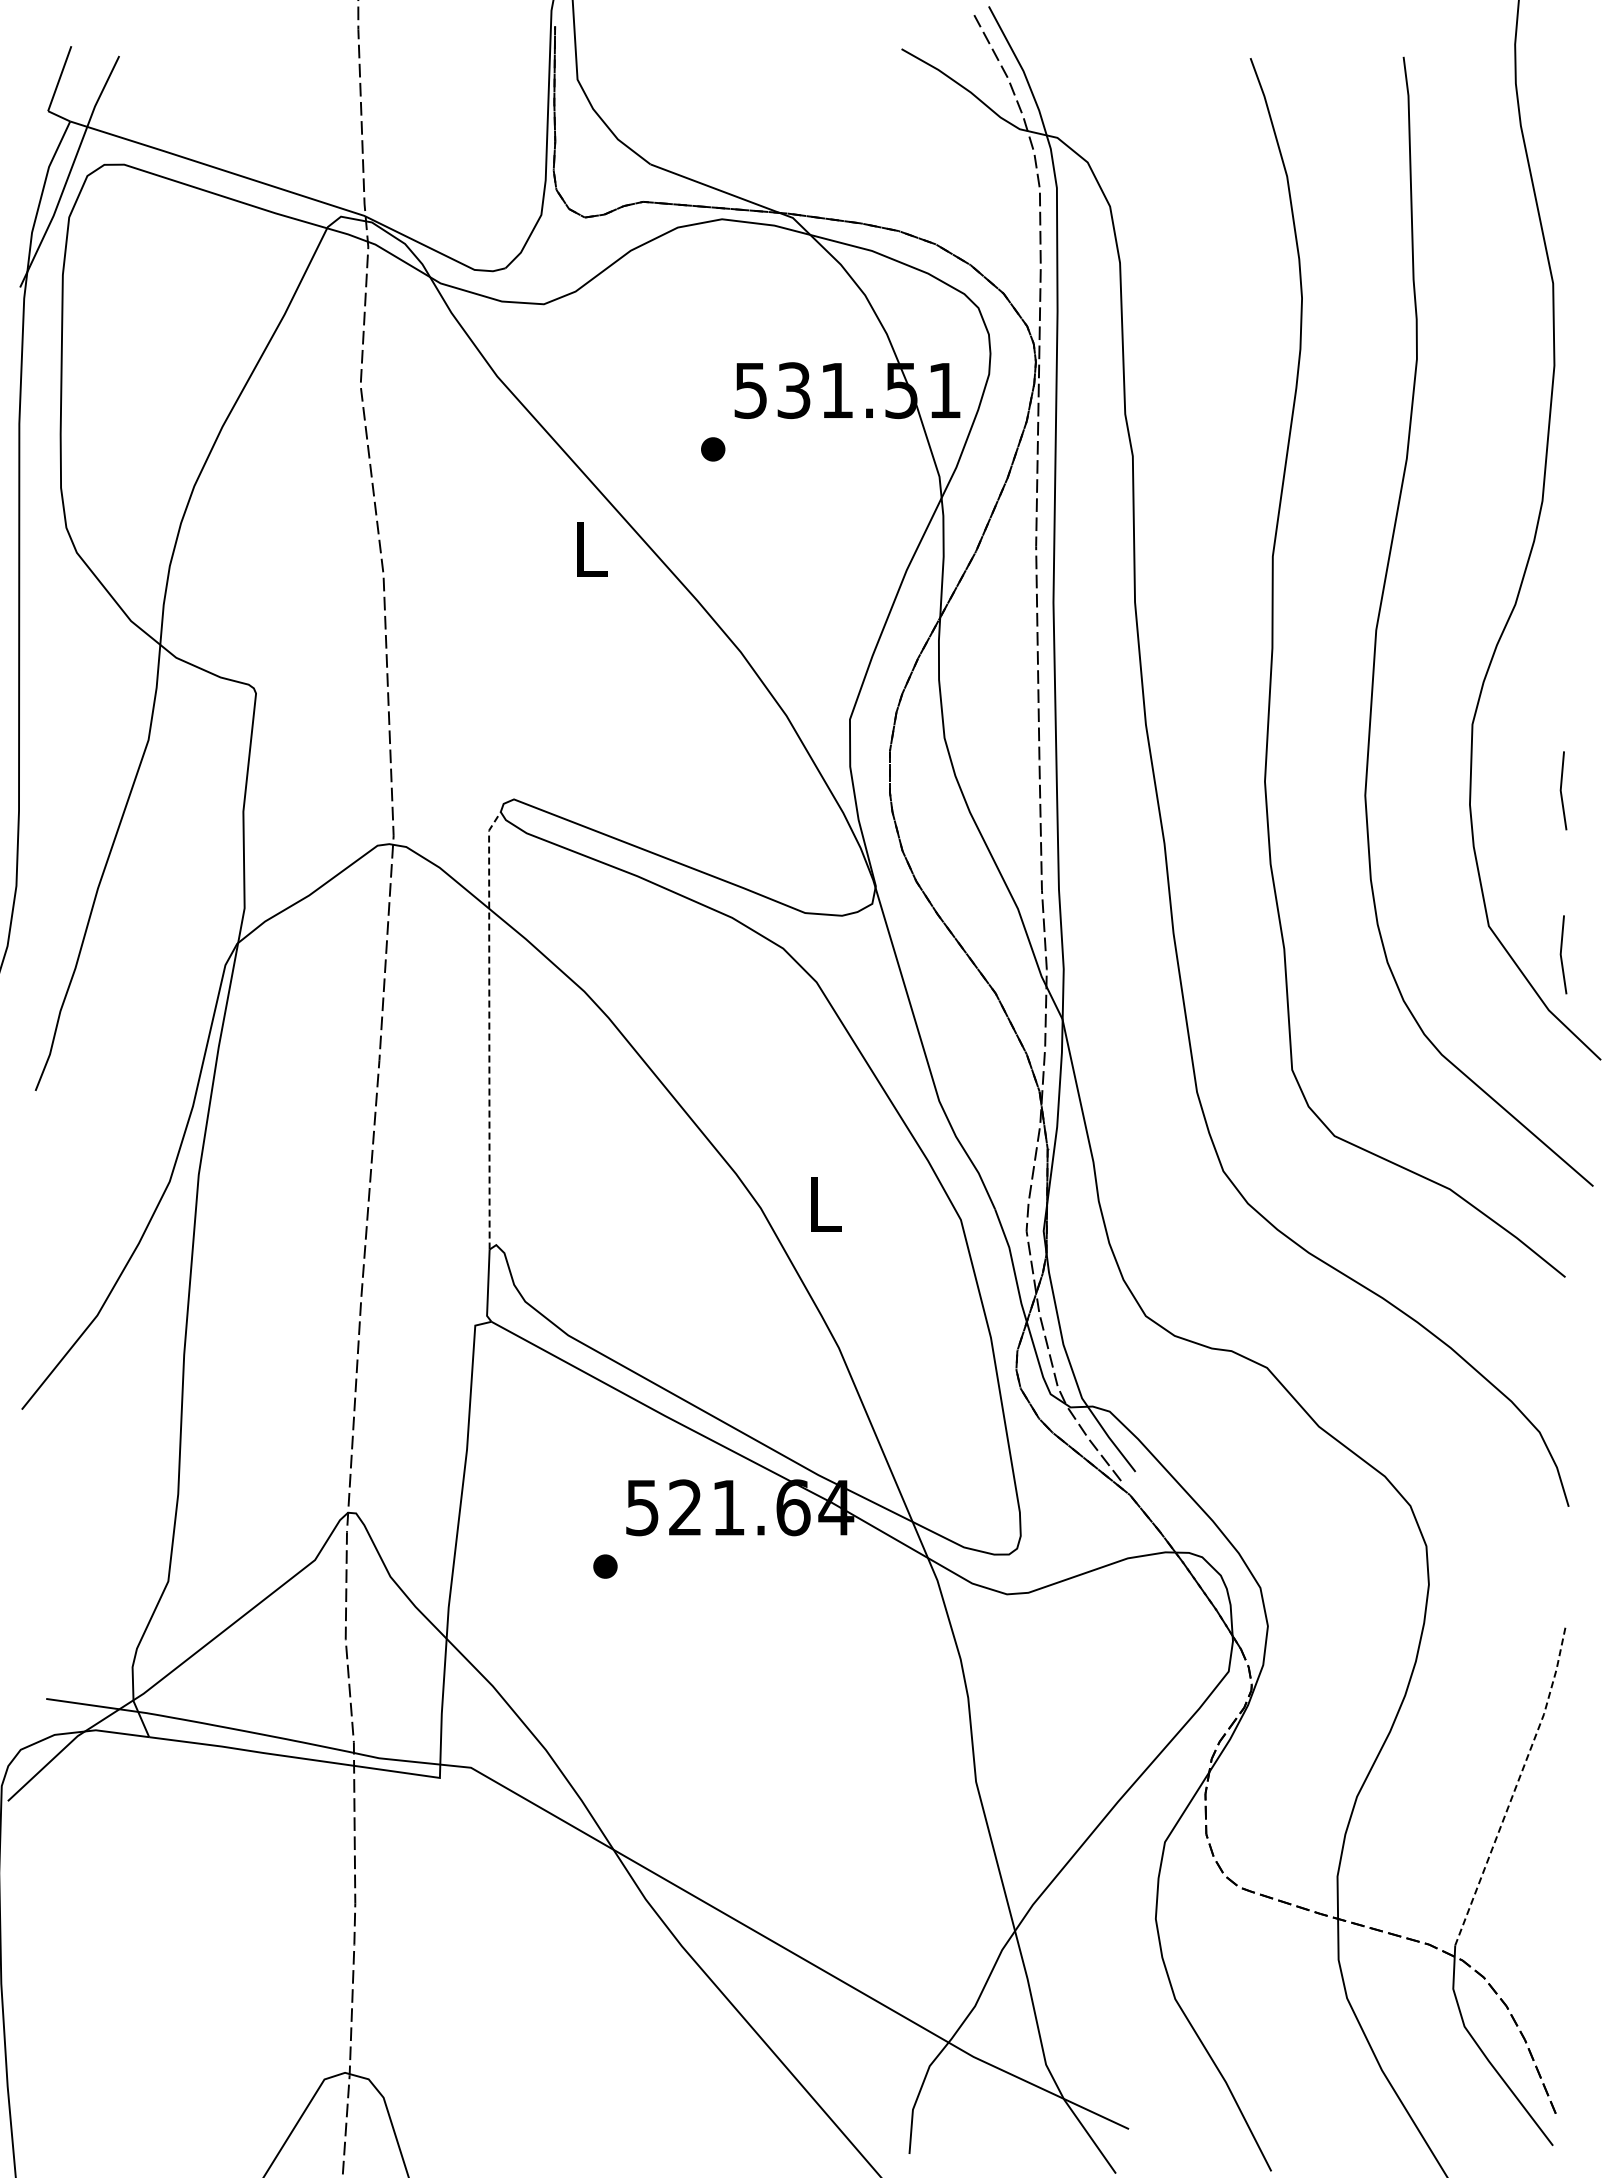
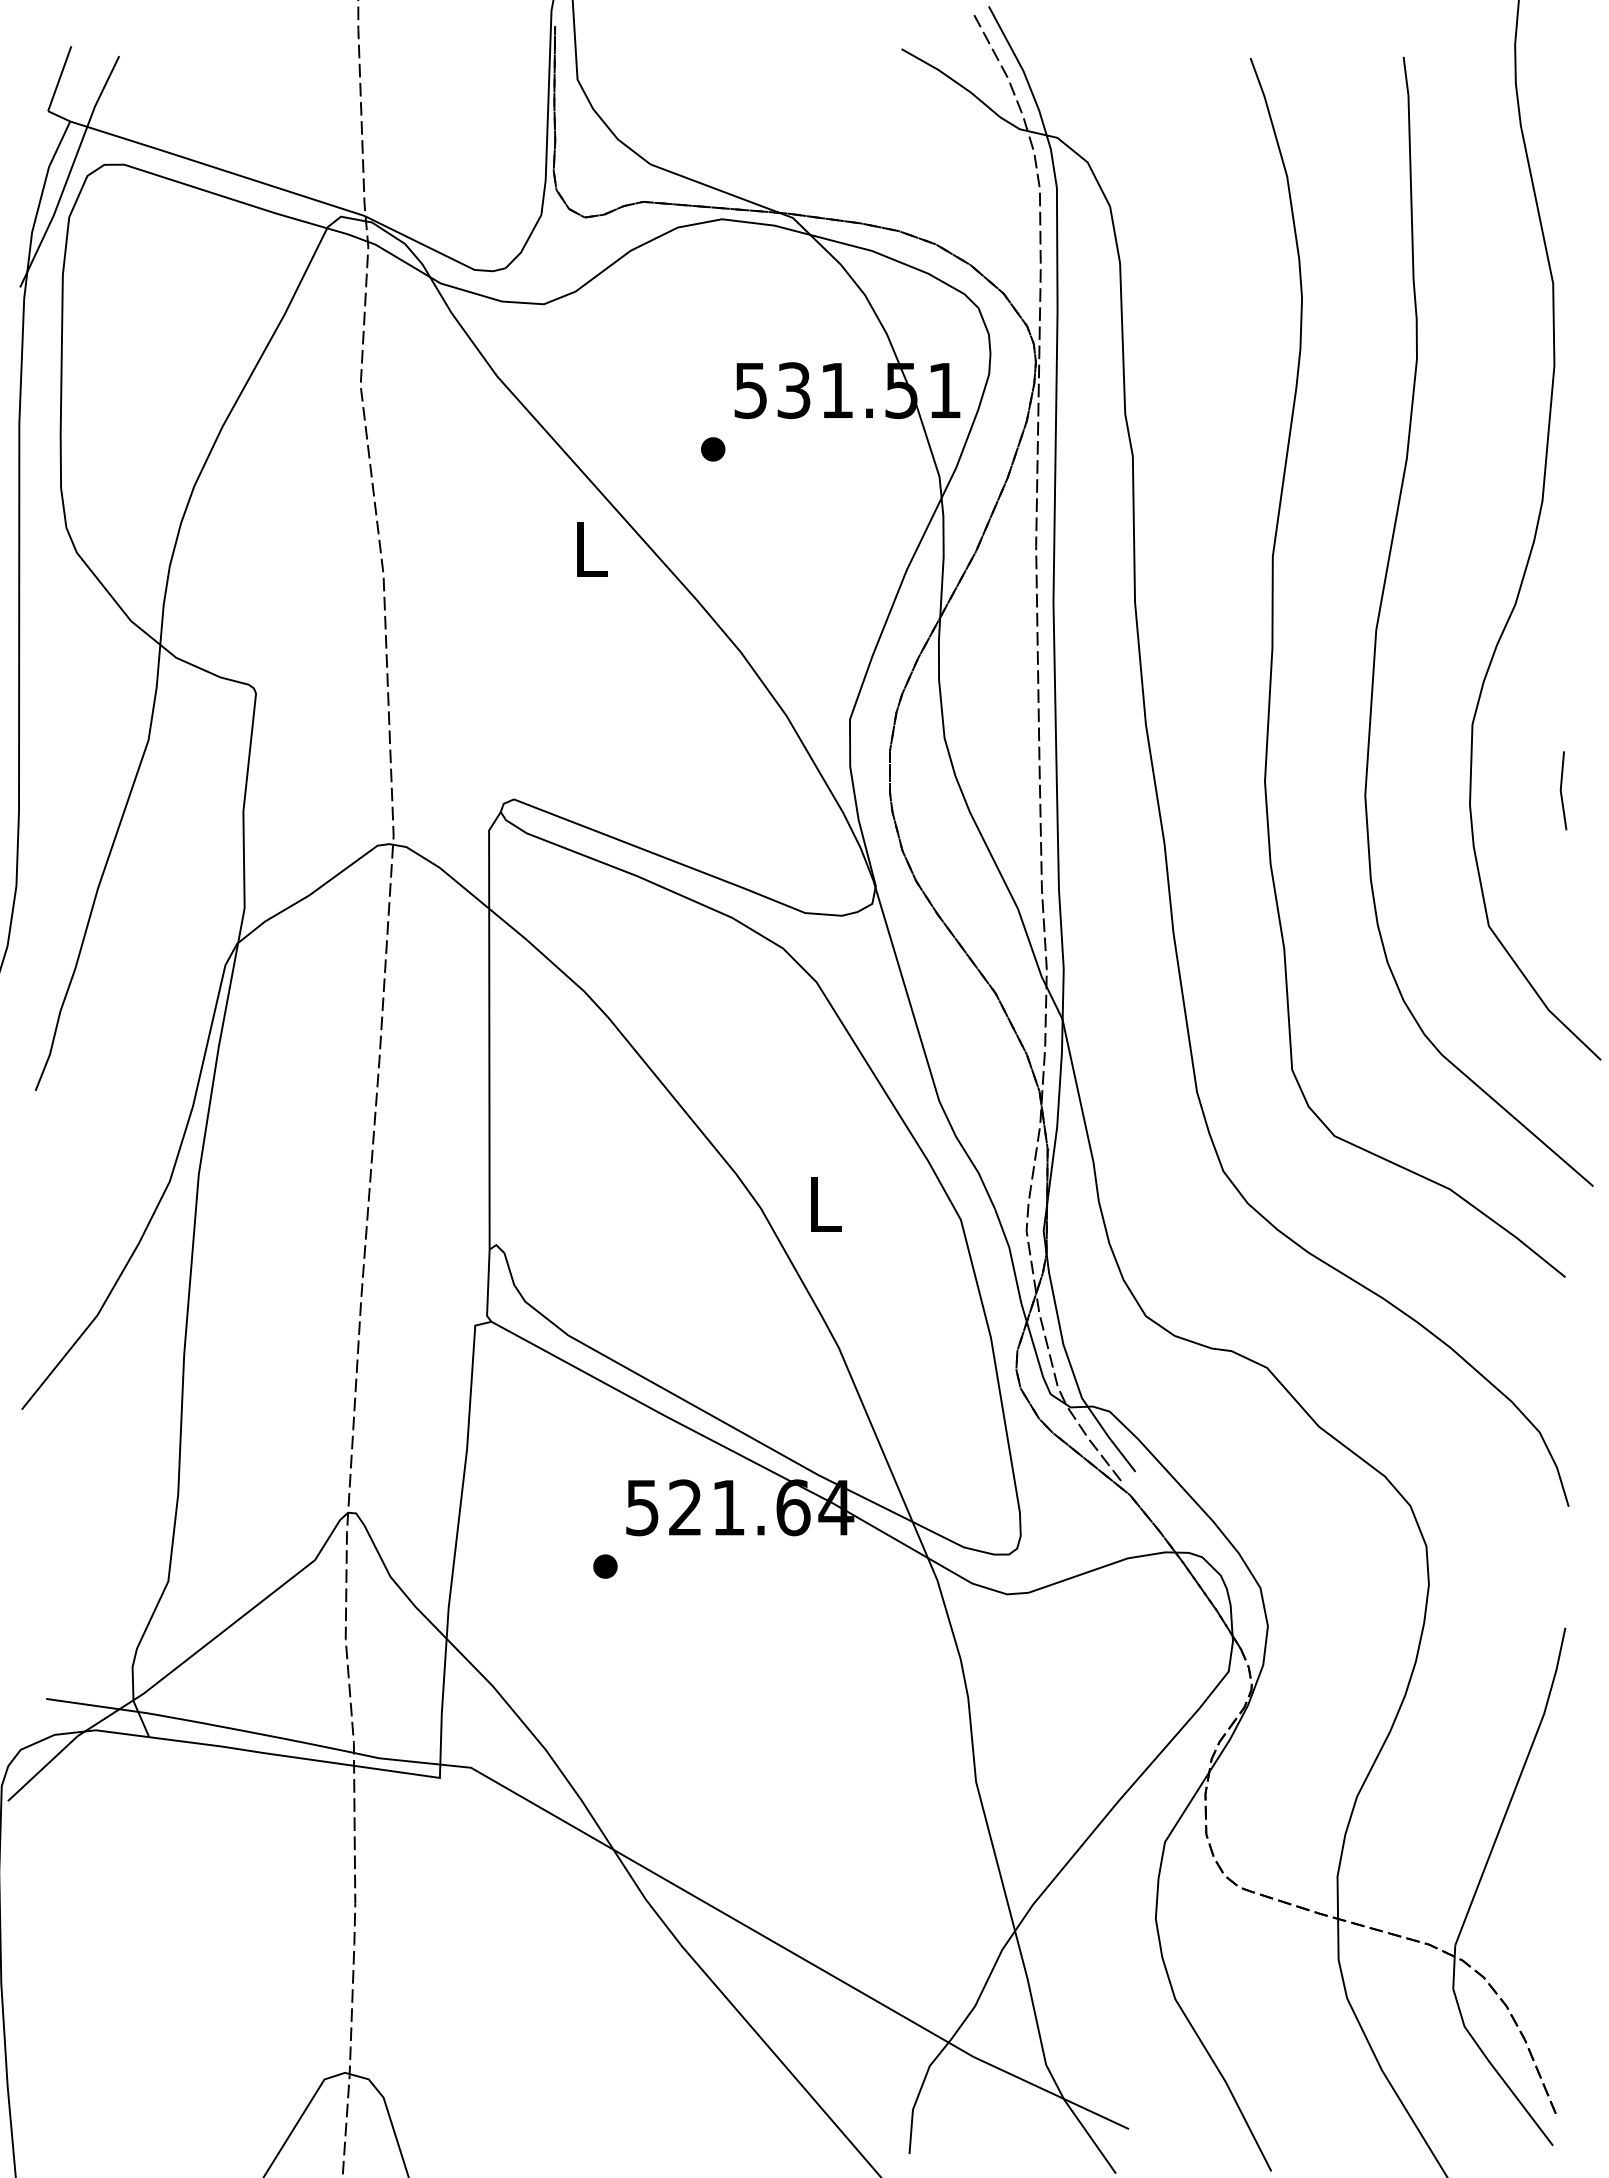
line: present -> none (1561, 954)
line: dashed -> solid (489, 1028)
line: dashed -> solid (1516, 1786)
